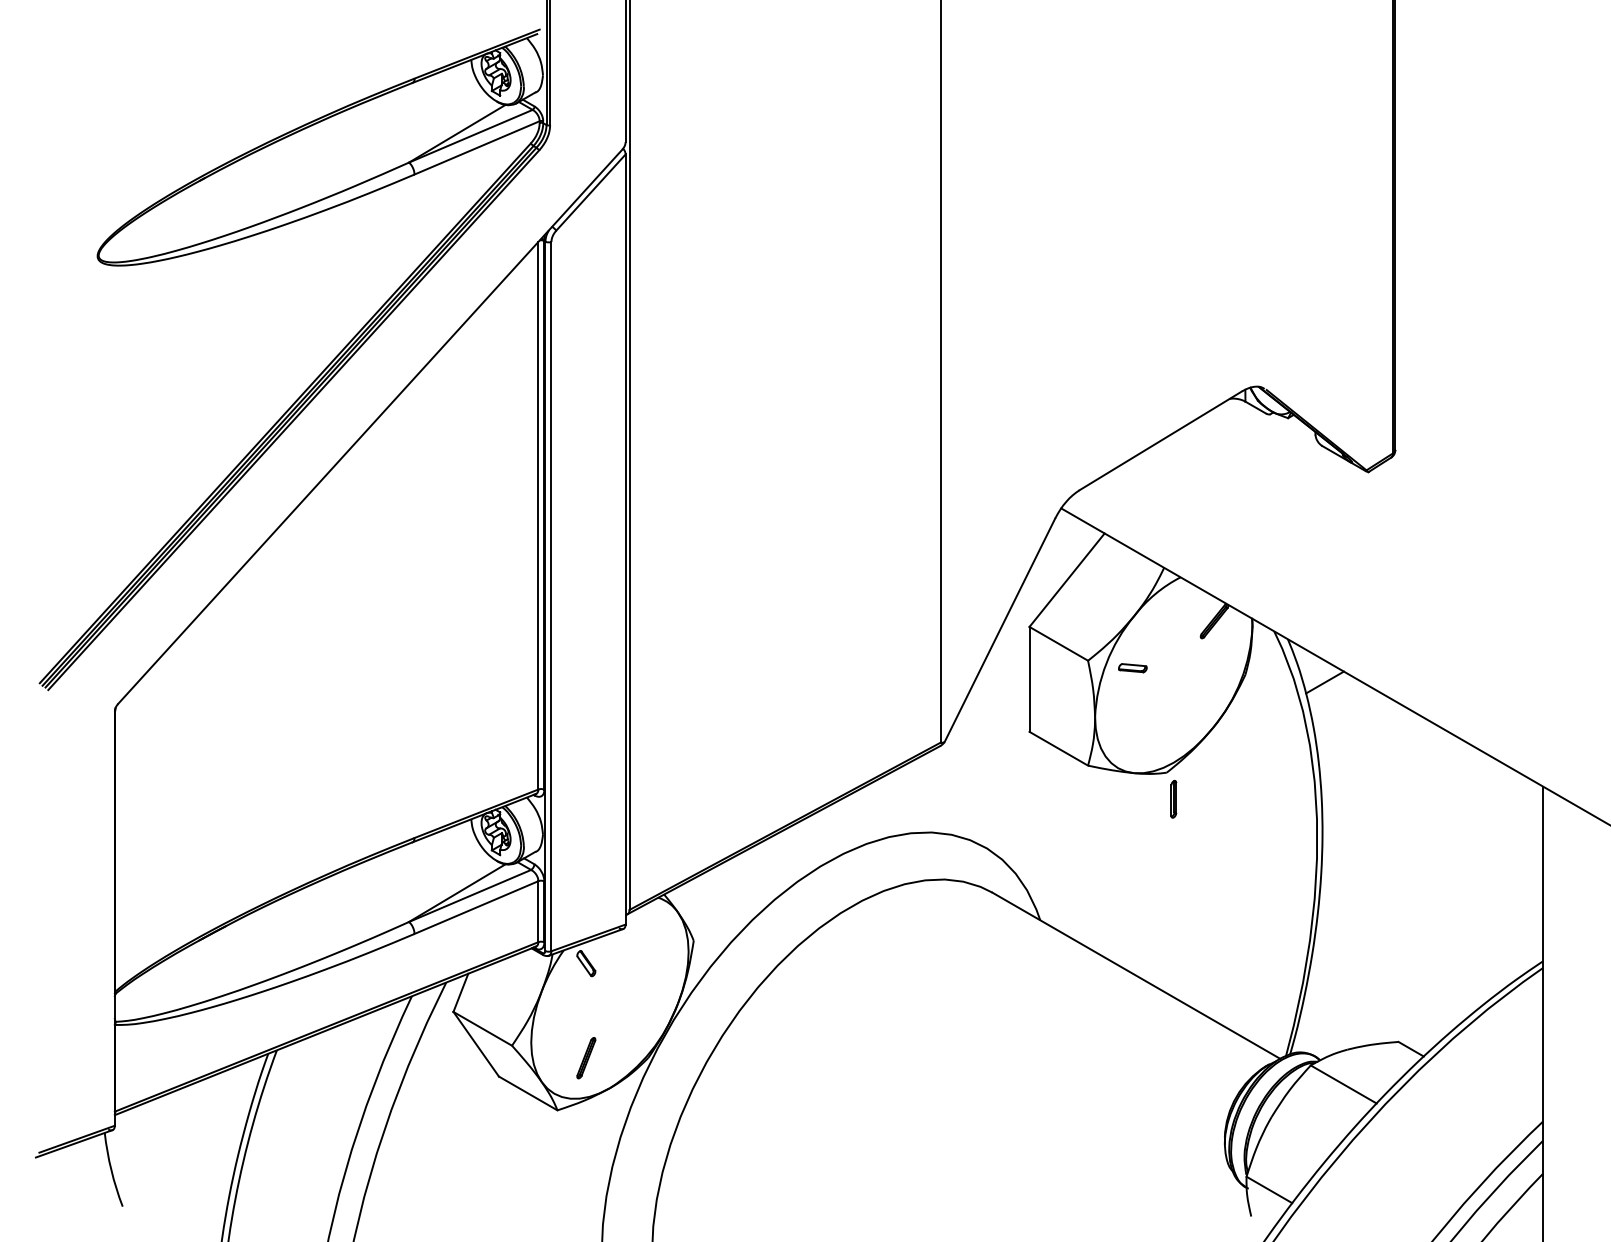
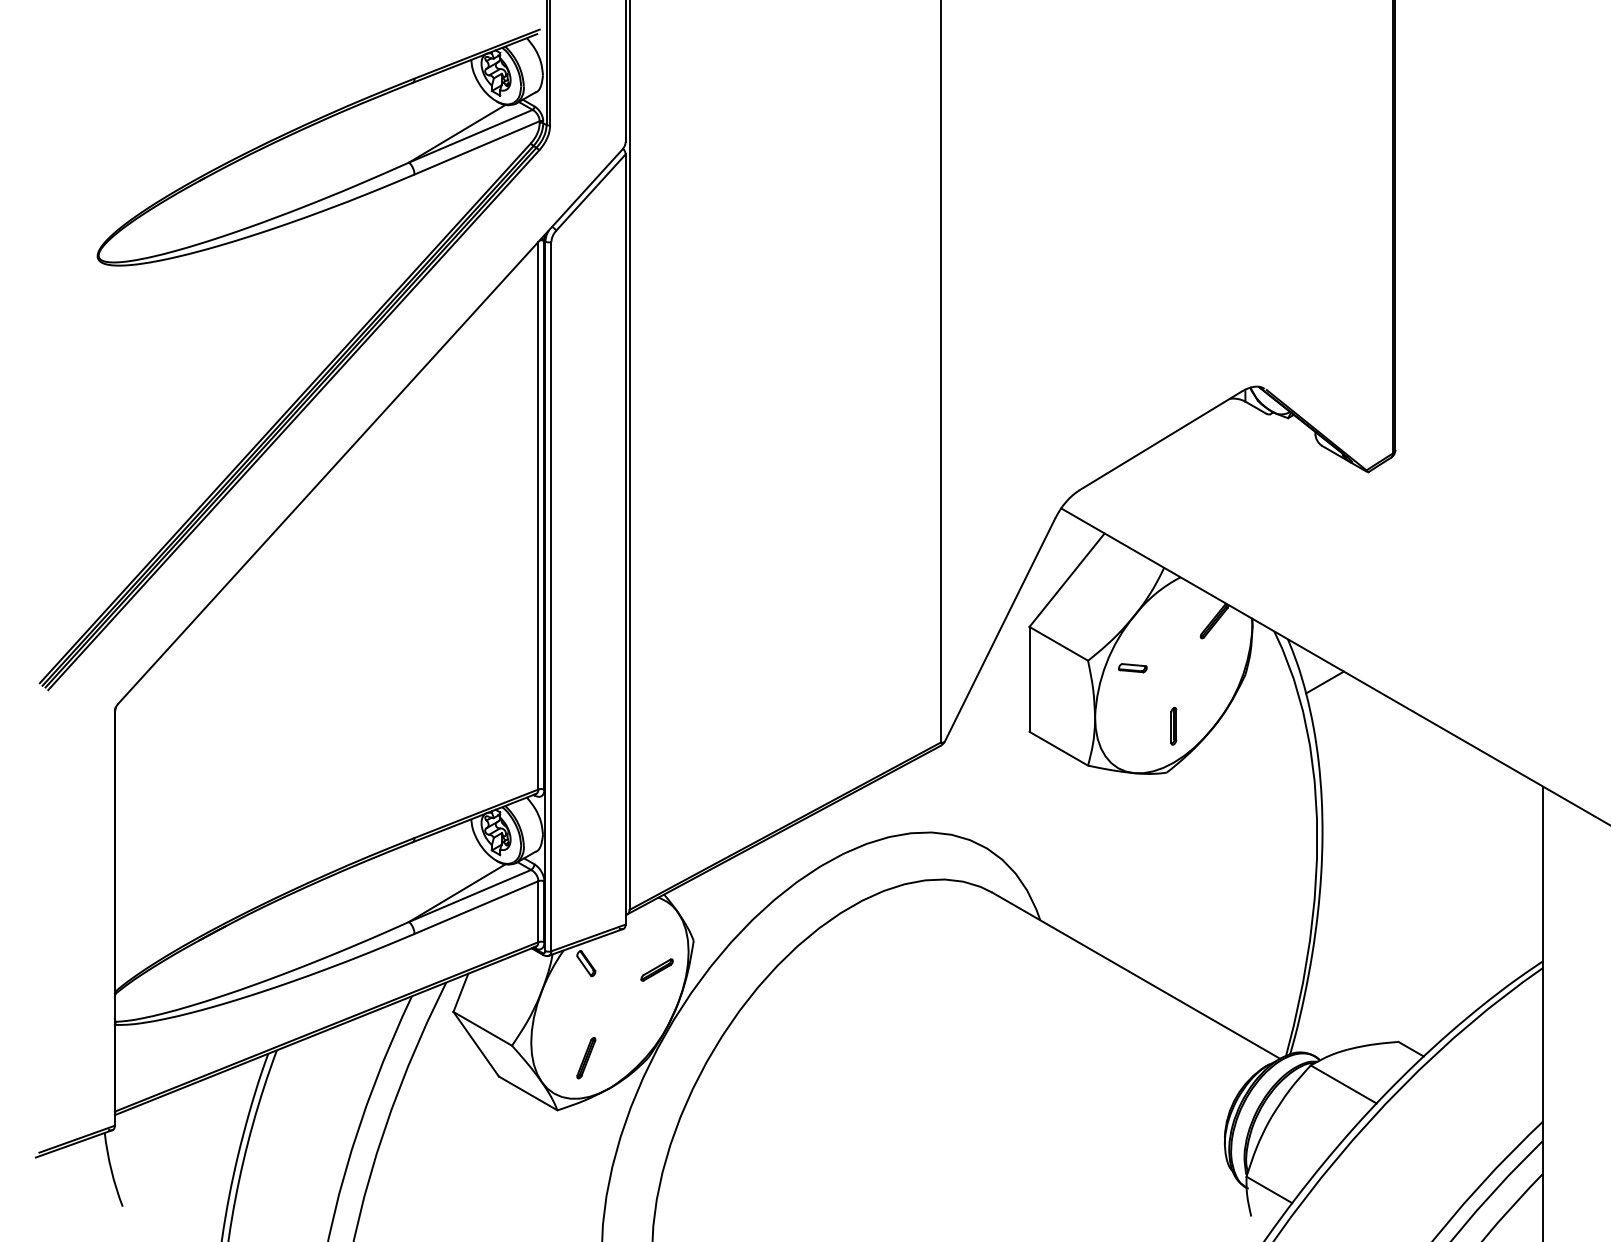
part position: (1173, 798) -> (1173, 725) (1173, 725)
part: none -> present (656, 969)
